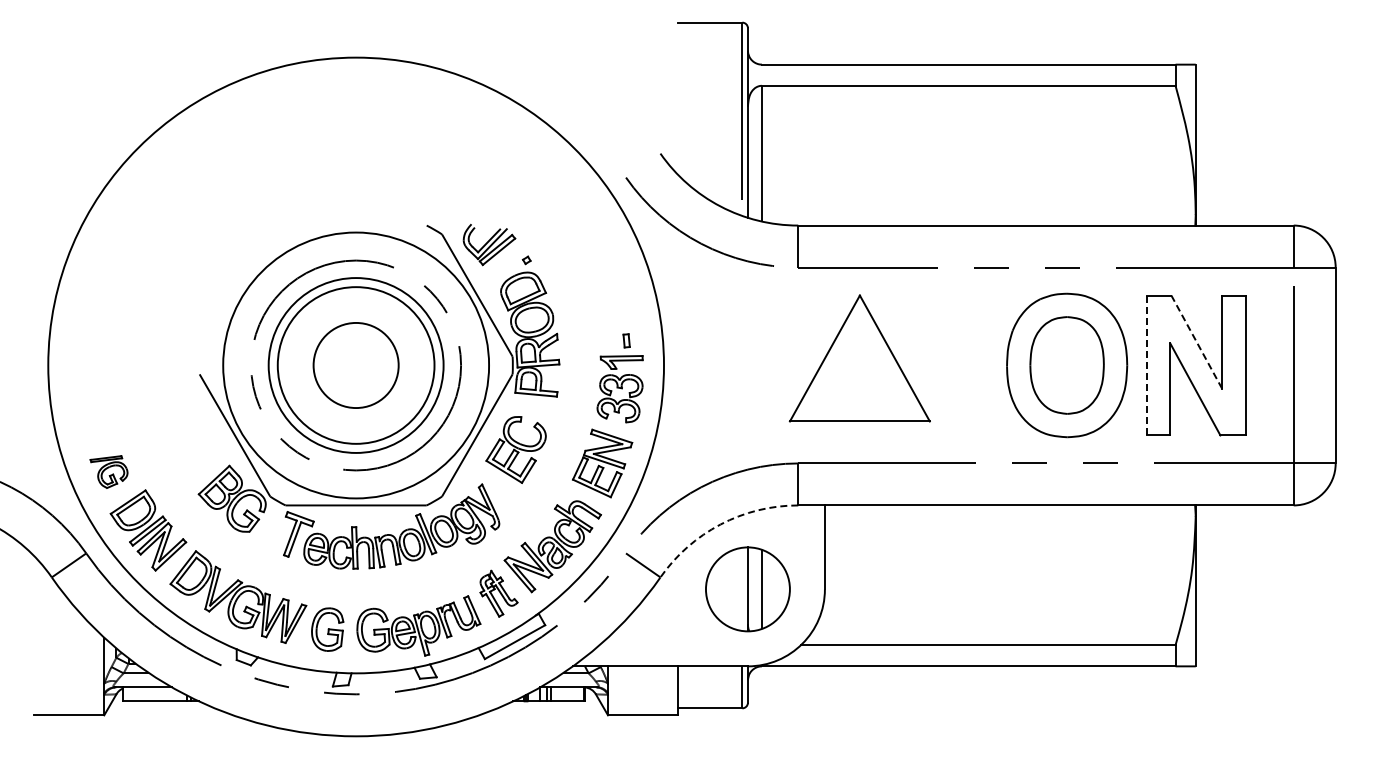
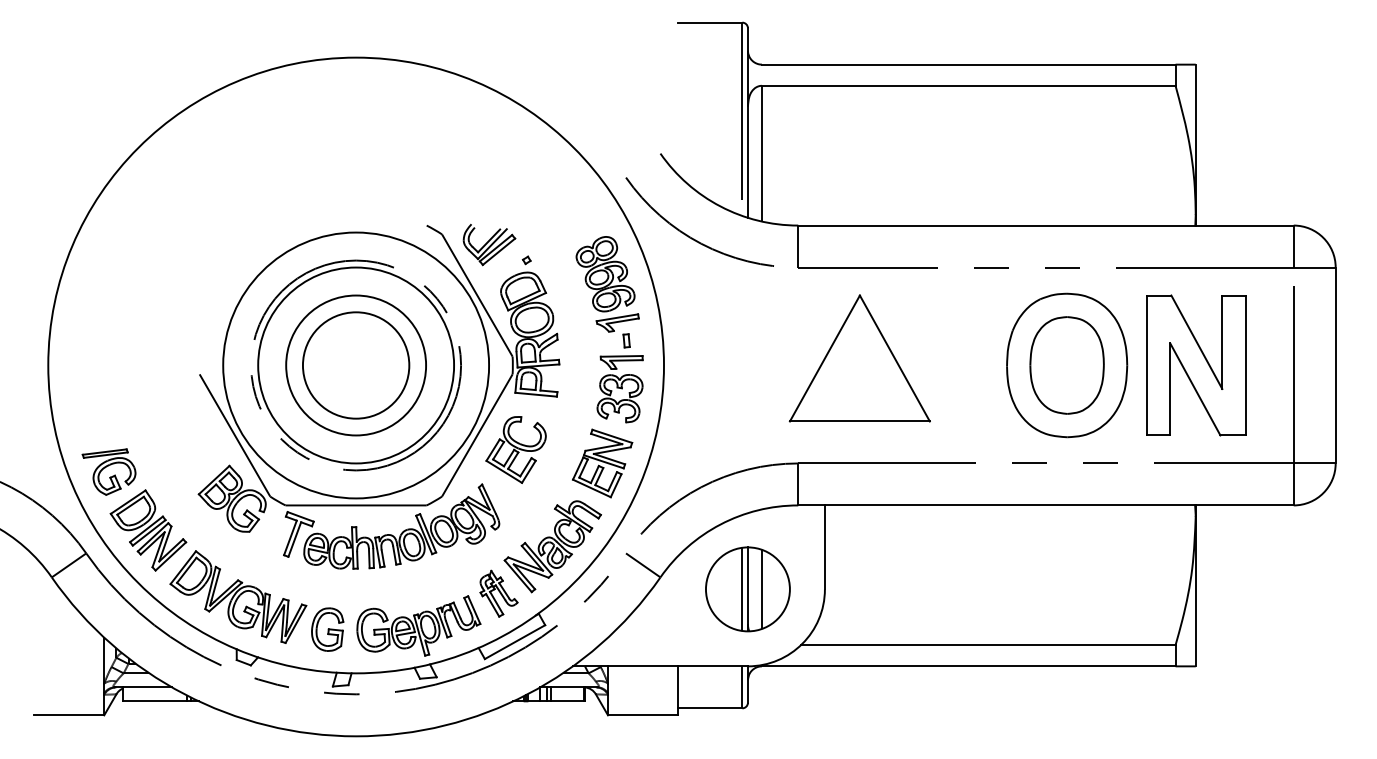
part: none -> present (607, 284)
line: dashed -> solid (1197, 342)
circle diameter: 157 px -> 196 px (356, 365)
circle diameter: 175 px -> 140 px (356, 365)
circle diameter: 85 px -> 106 px (355, 365)
line: dashed -> solid (1146, 365)
part size: 40x34 px -> 56x48 px (108, 471)
arc: dashed -> solid (720, 524)
line: none -> present (742, 589)
